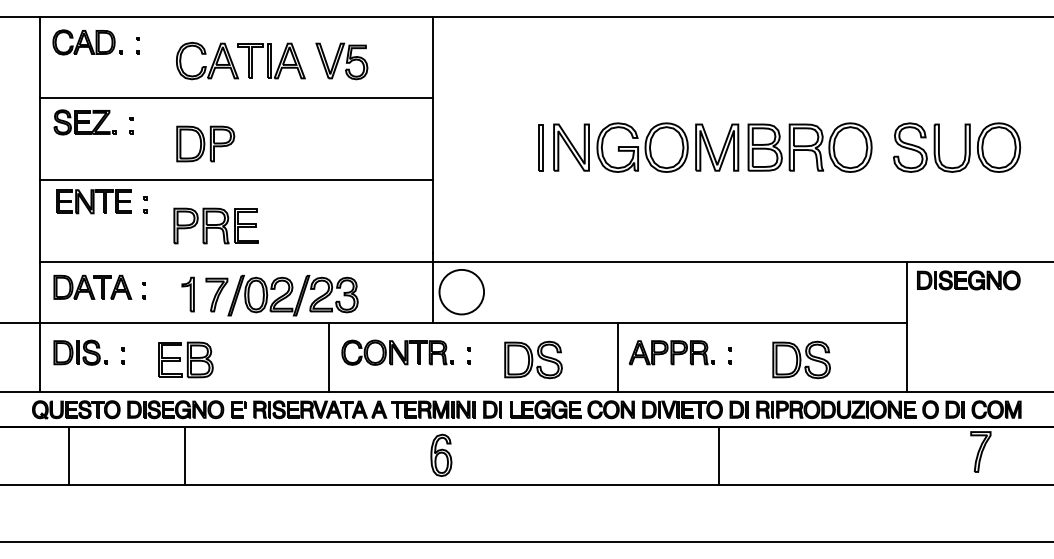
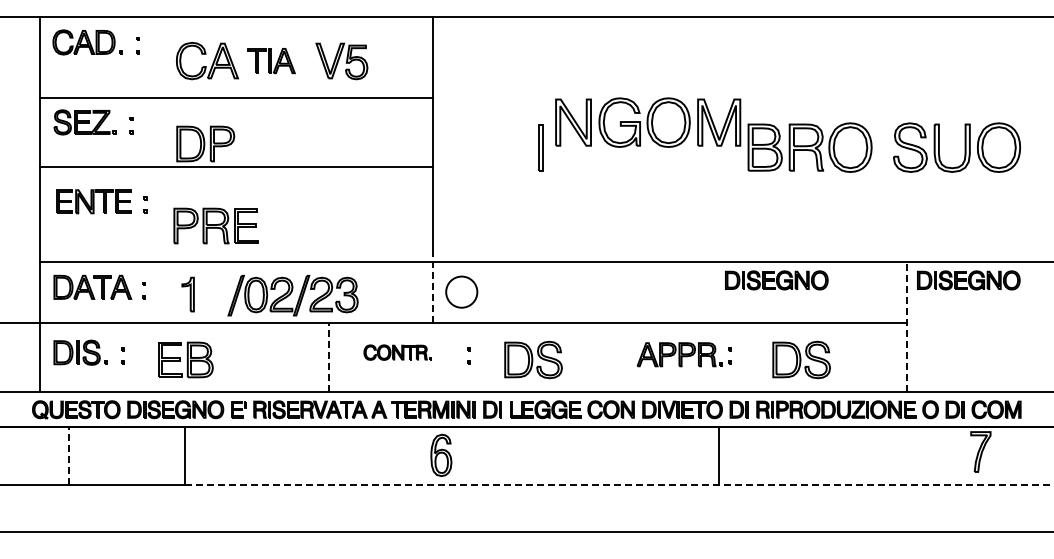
part size: 69x38 px -> 49x26 px (271, 60)
part position: (646, 147) -> (648, 122) (648, 122)
line position: (236, 179) -> (236, 166) (236, 166)
part: none -> present (776, 280)
line: solid -> dashed (433, 287)
circle diameter: 45 px -> 31 px (461, 291)
part: present -> none (216, 294)
line: solid -> dashed (907, 326)
part size: 113x27 px -> 69x17 px (397, 352)
part position: (671, 352) -> (679, 354) (679, 354)
line: solid -> dashed (329, 357)
line: present -> none (618, 357)
line: solid -> dashed (69, 455)
line: solid -> dashed (619, 484)
line position: (526, 542) -> (526, 532) (526, 532)
